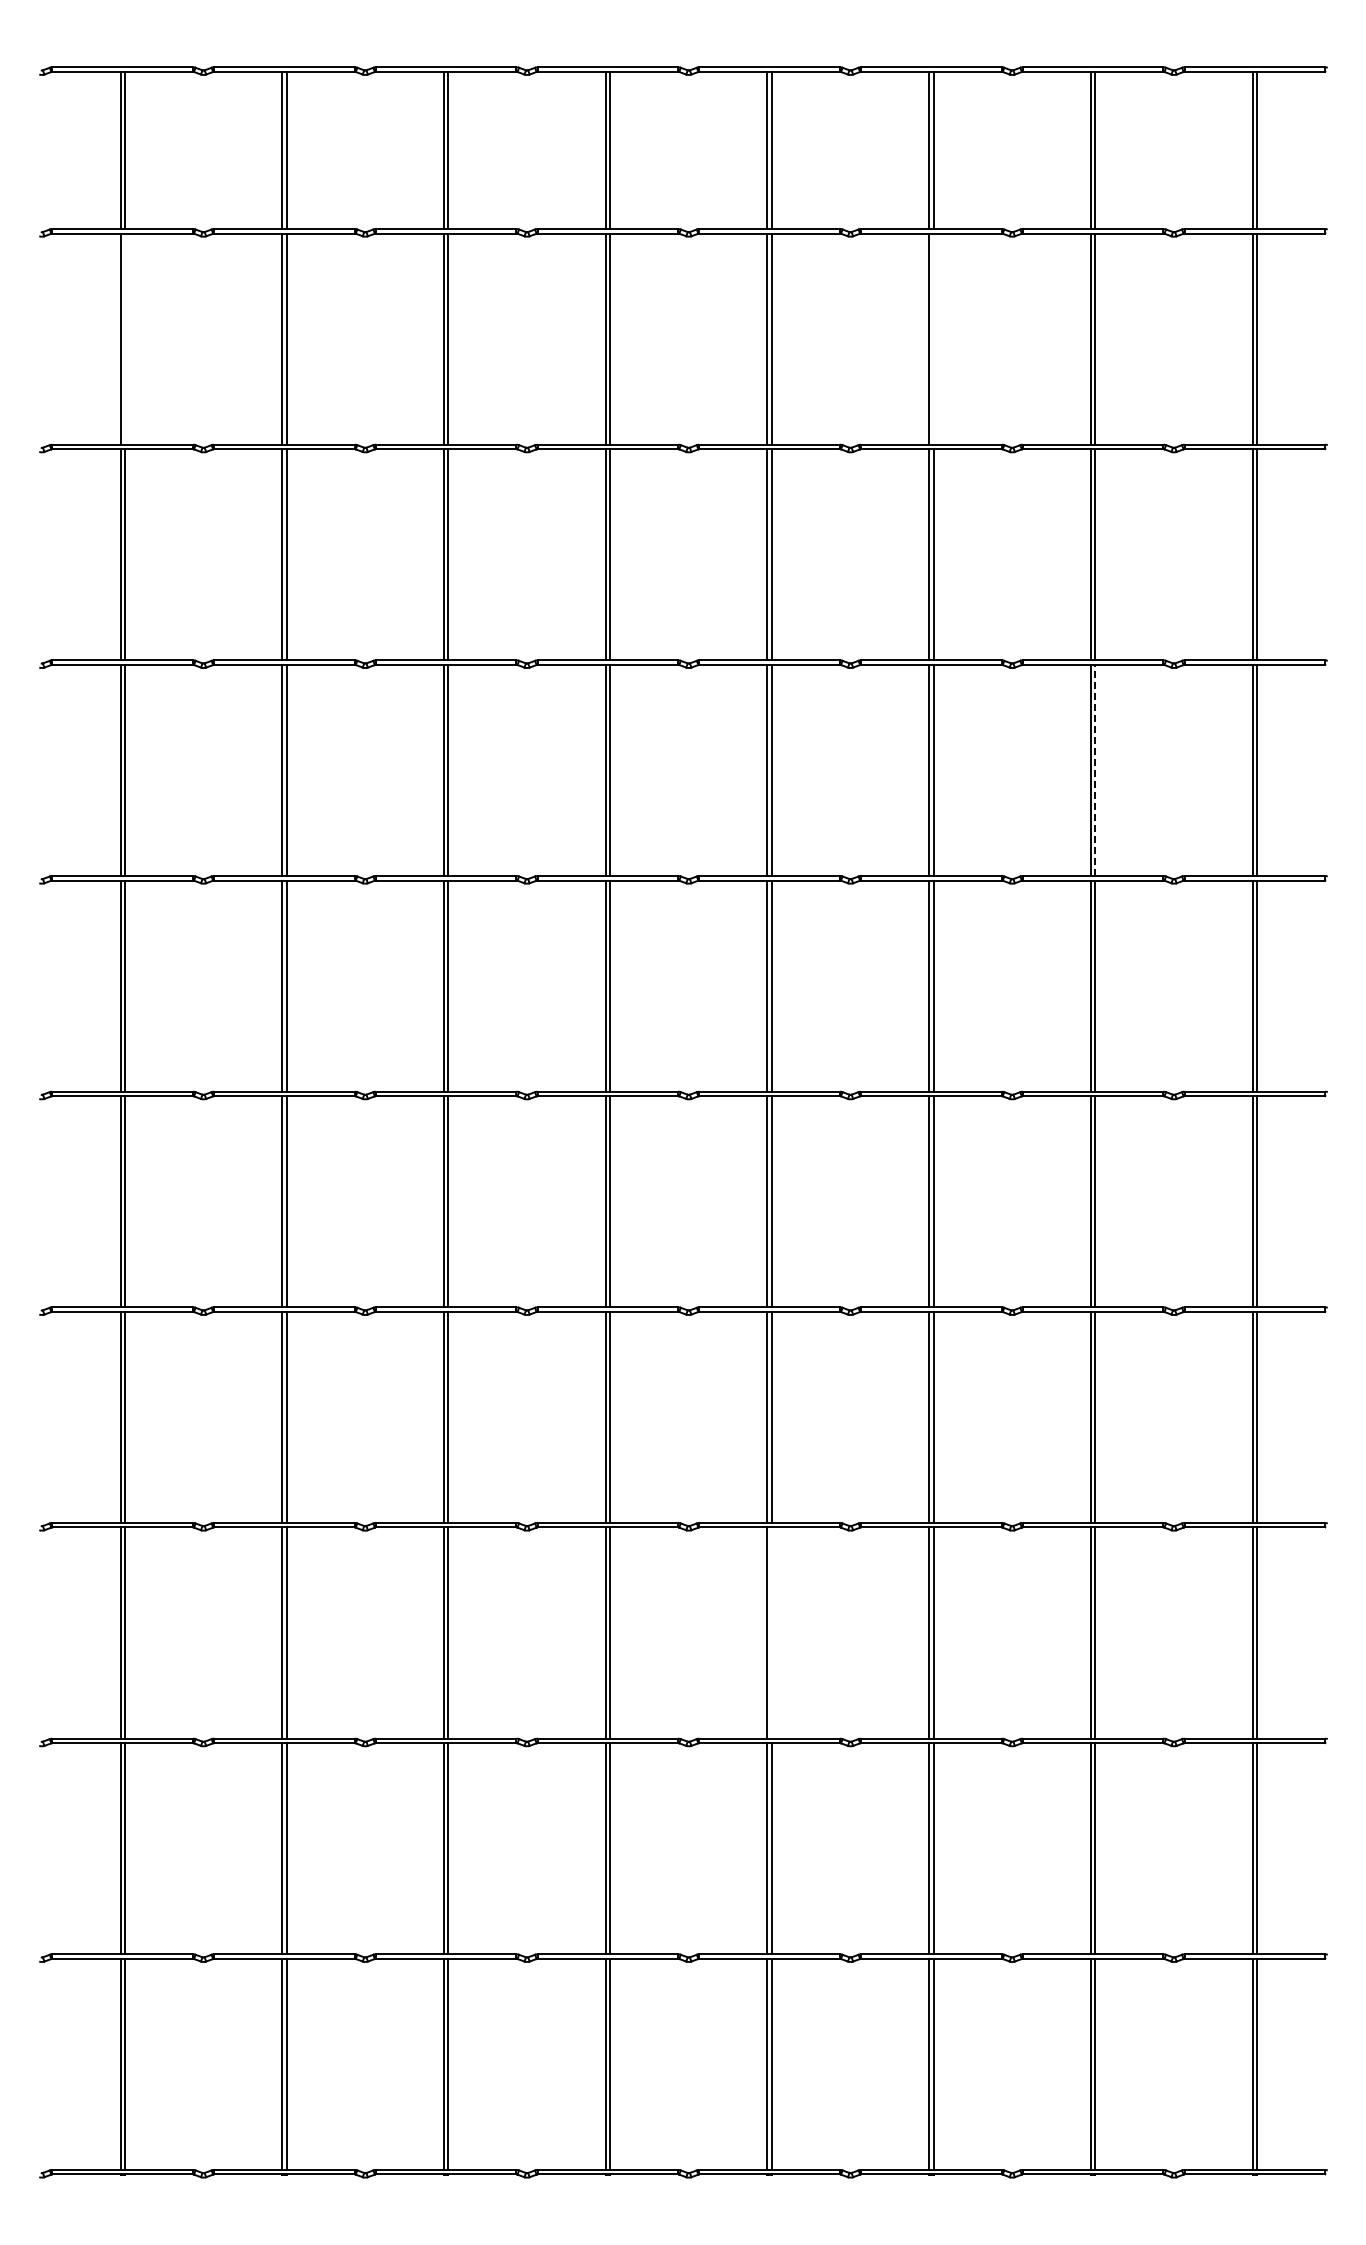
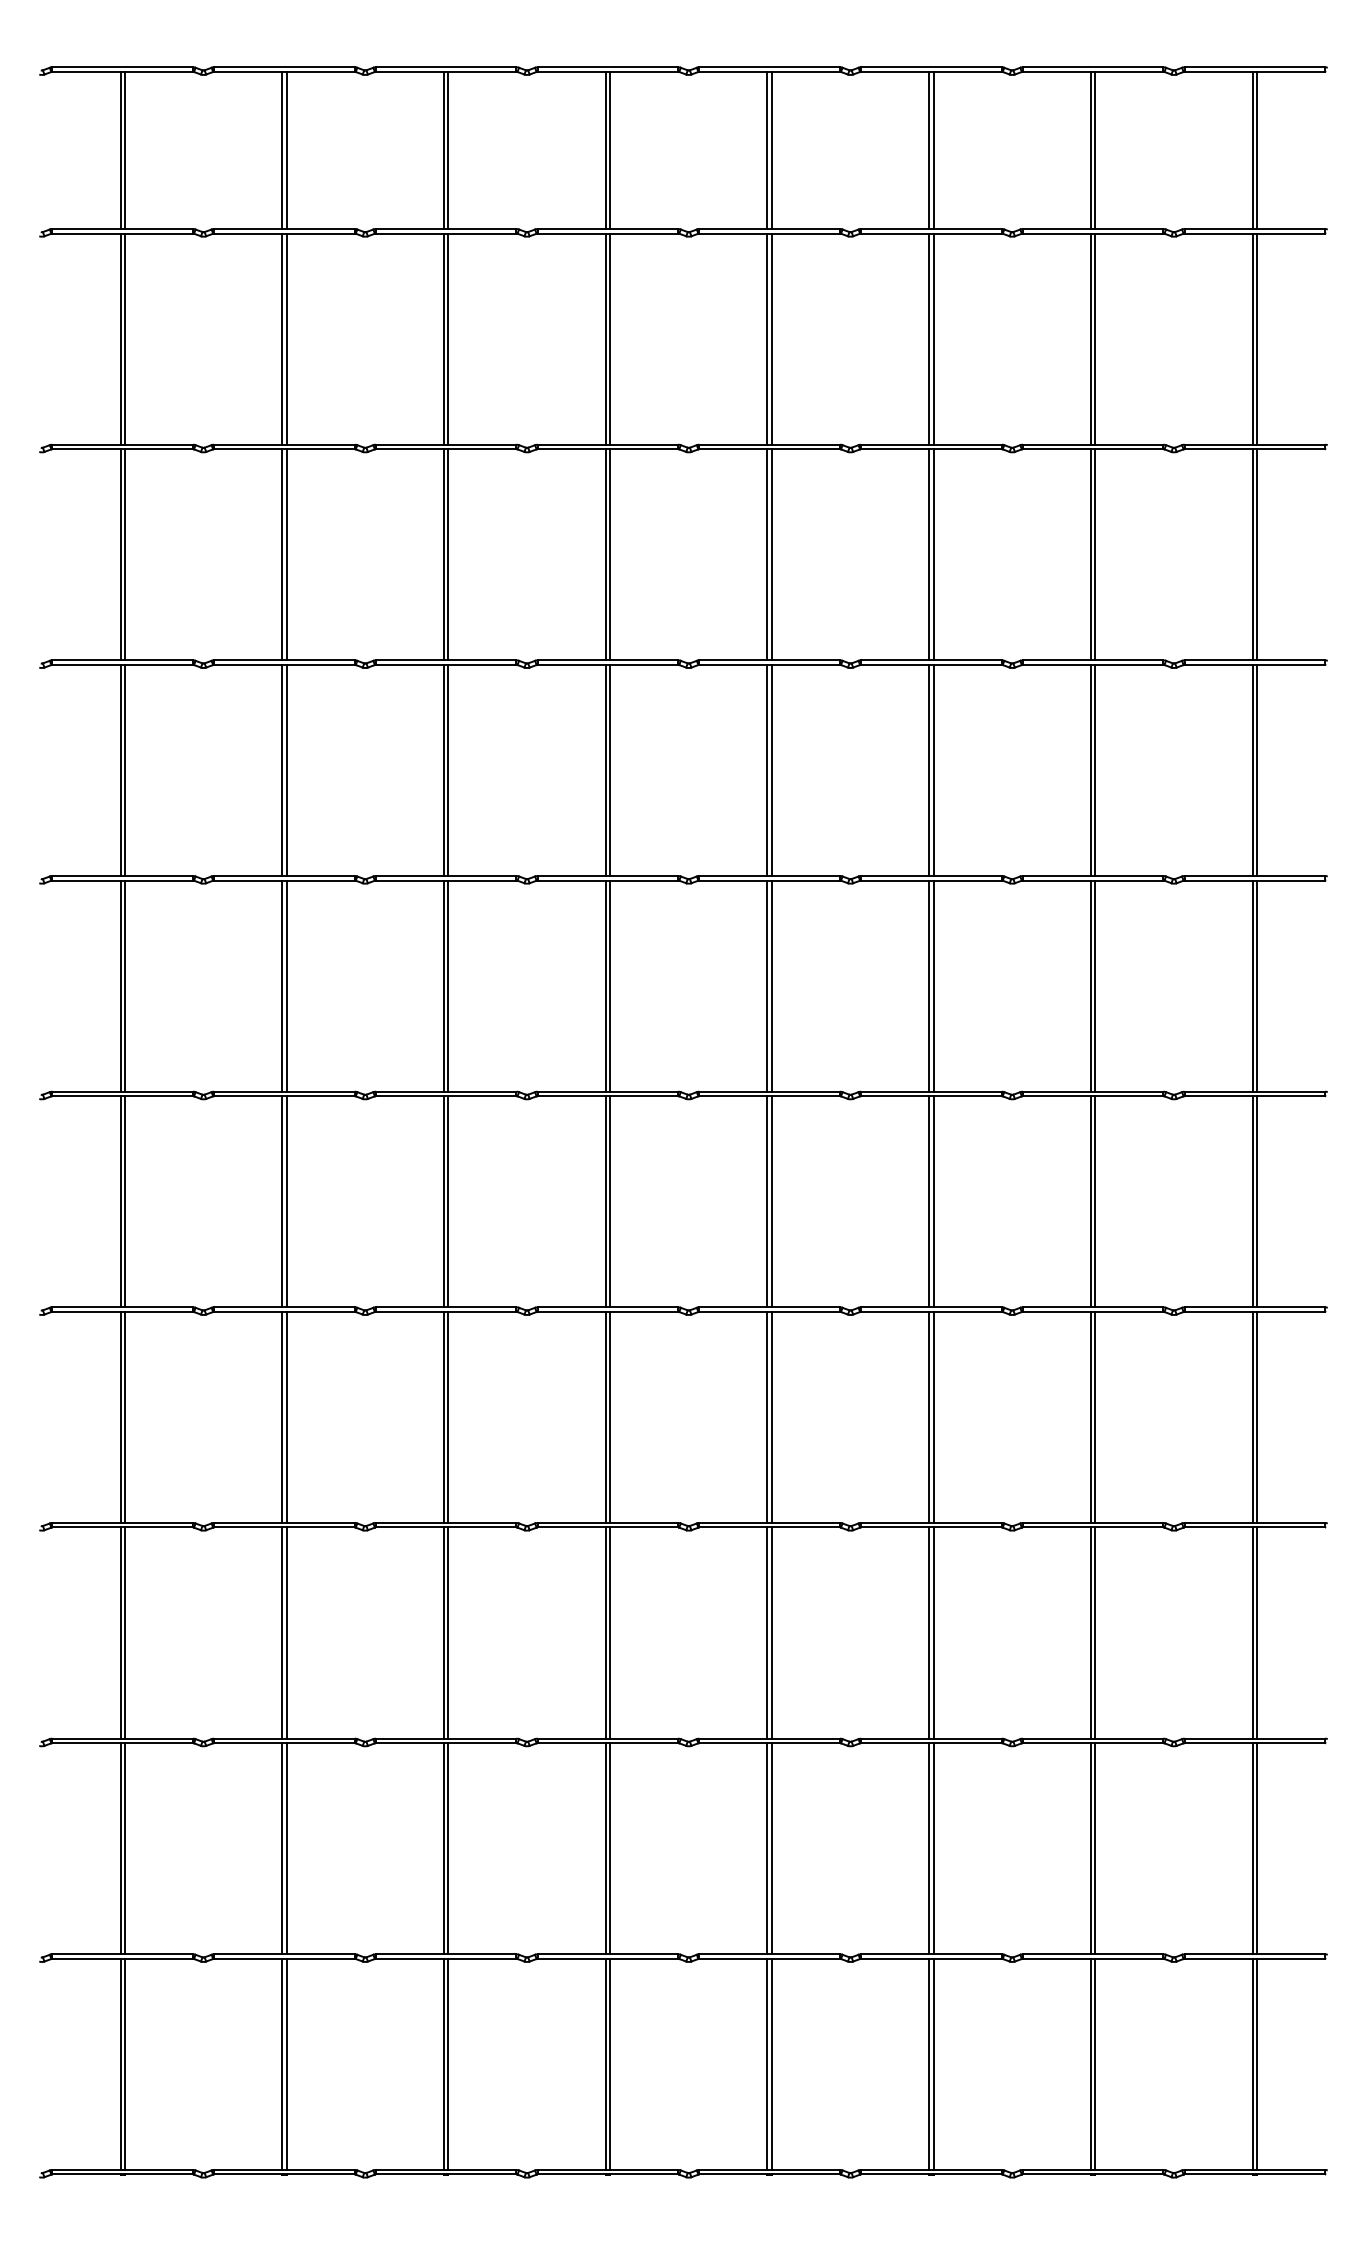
line: none -> present (124, 338)
line: none -> present (933, 338)
line: dashed -> solid (1095, 770)
line: none -> present (771, 1632)
